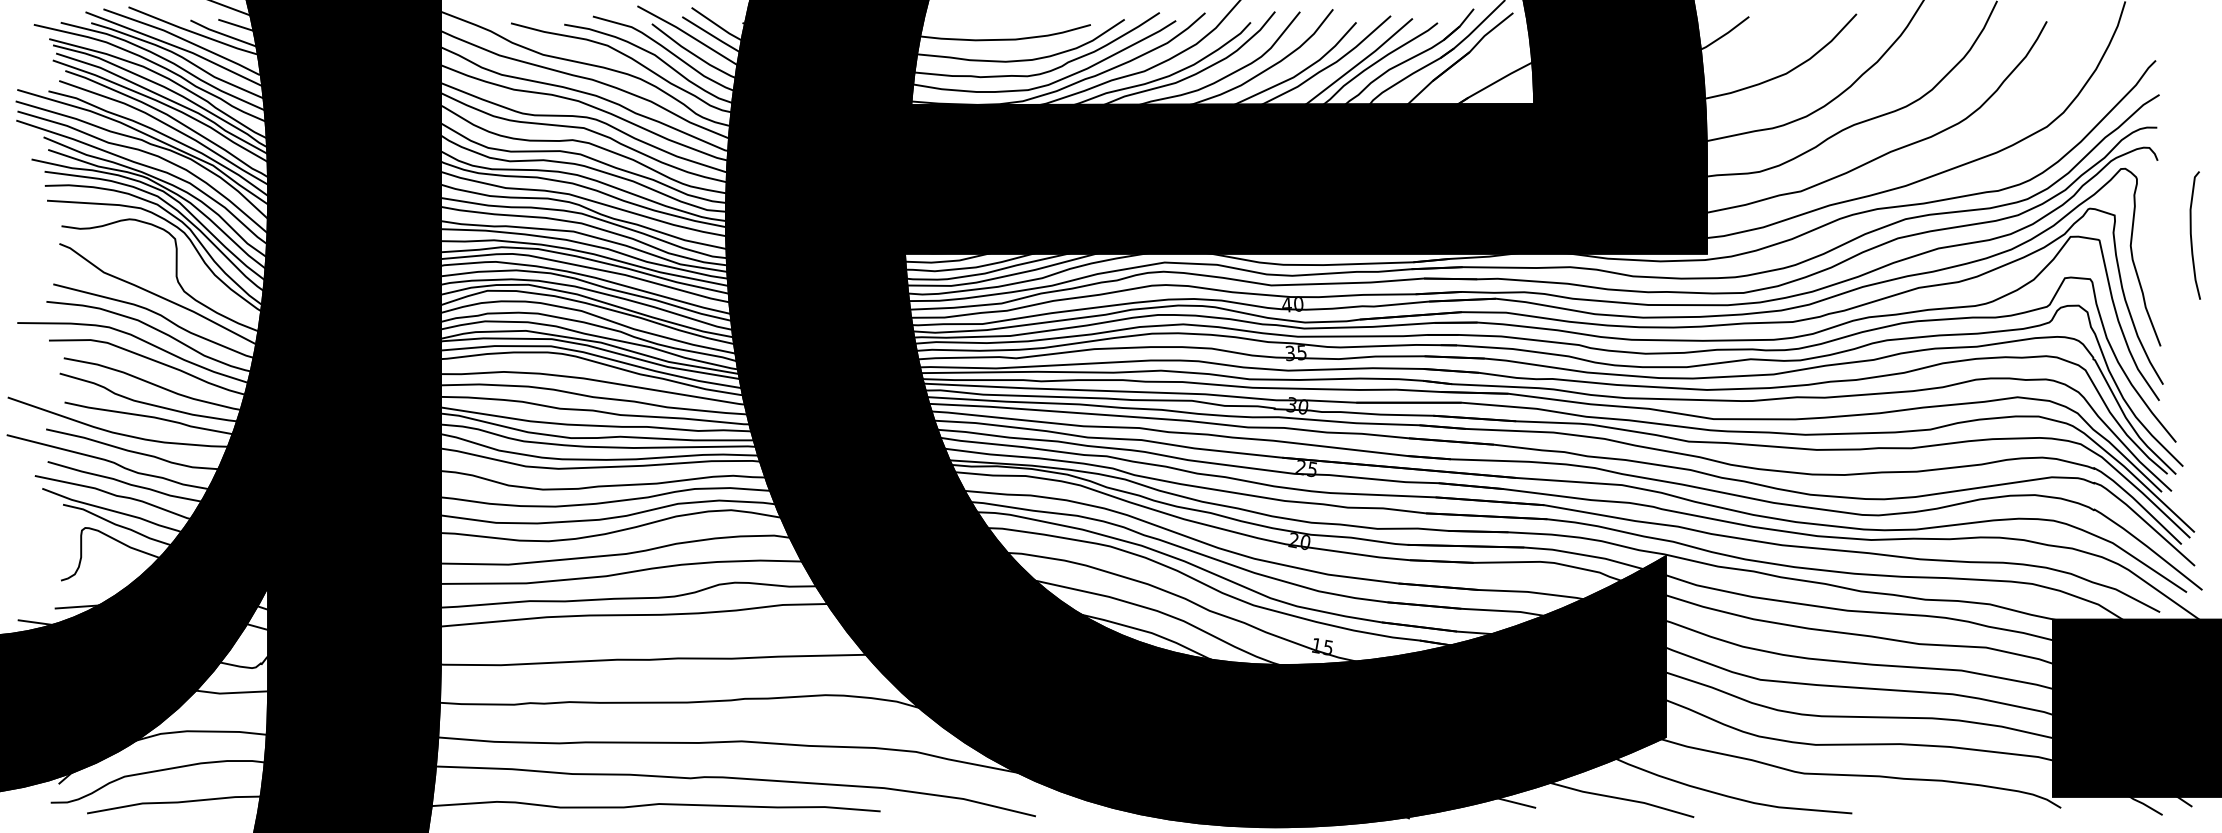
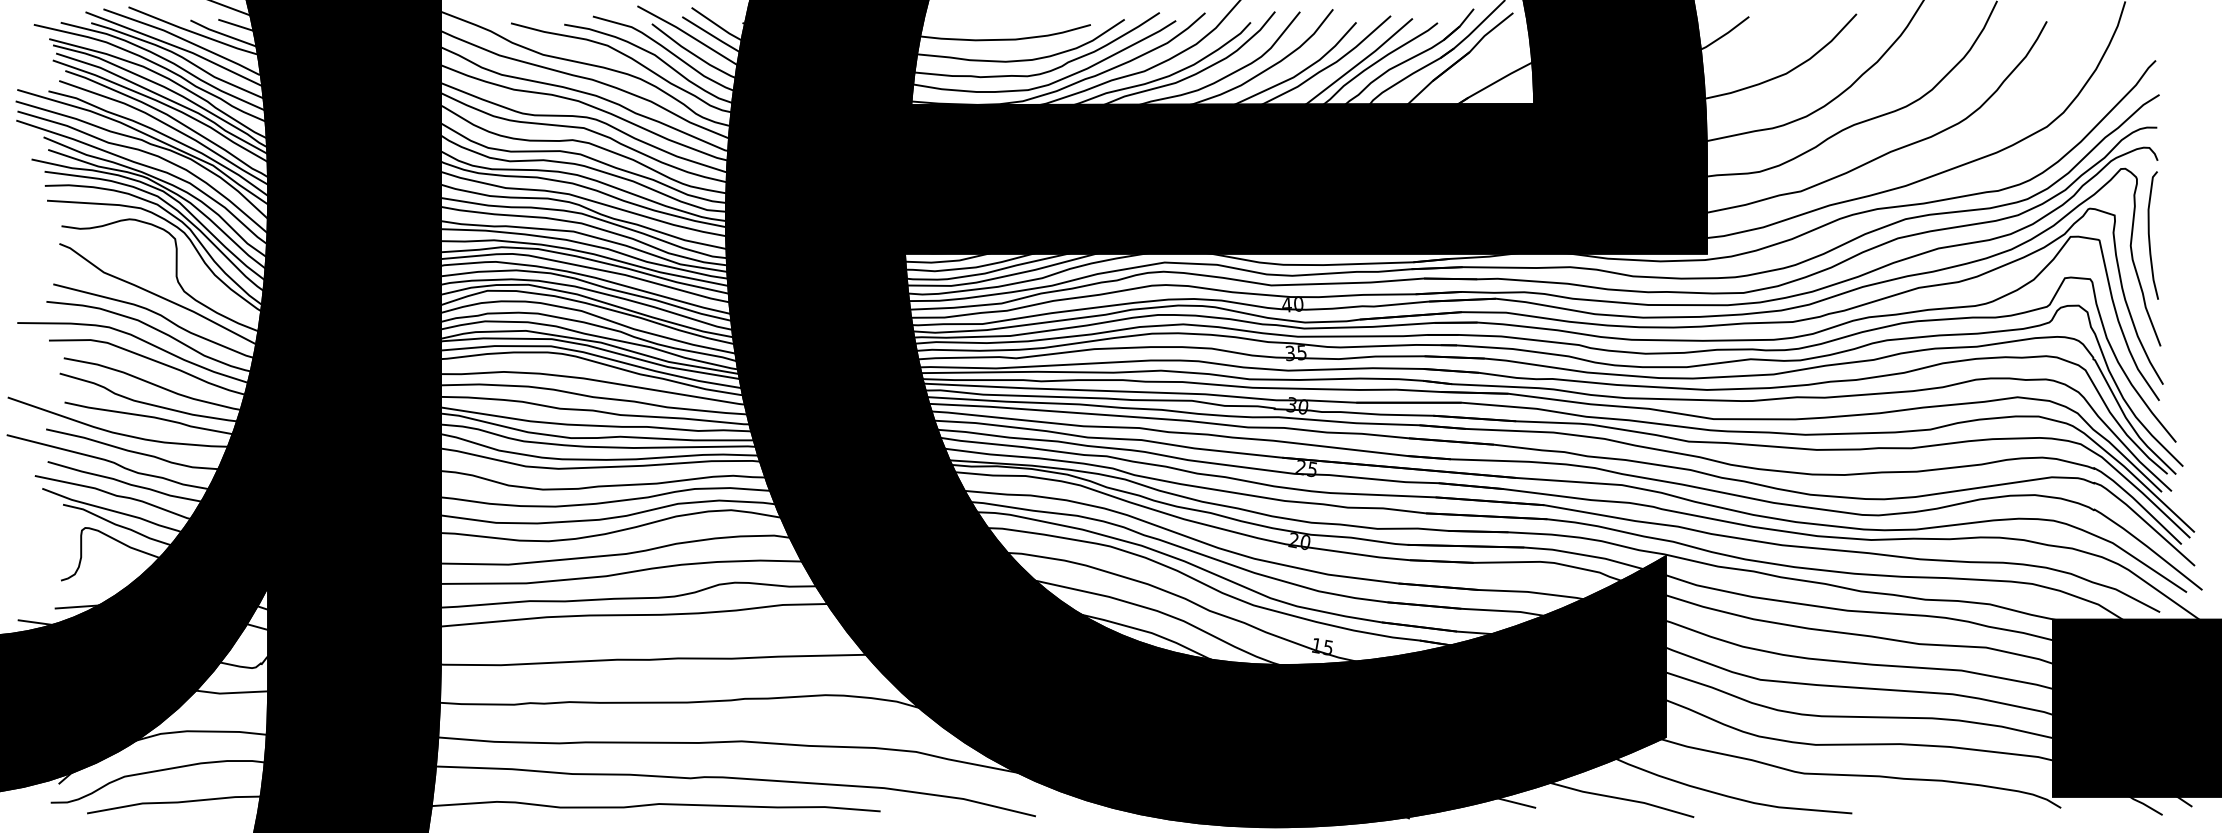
curve position: (2191, 235) -> (2149, 235) (2149, 235)
